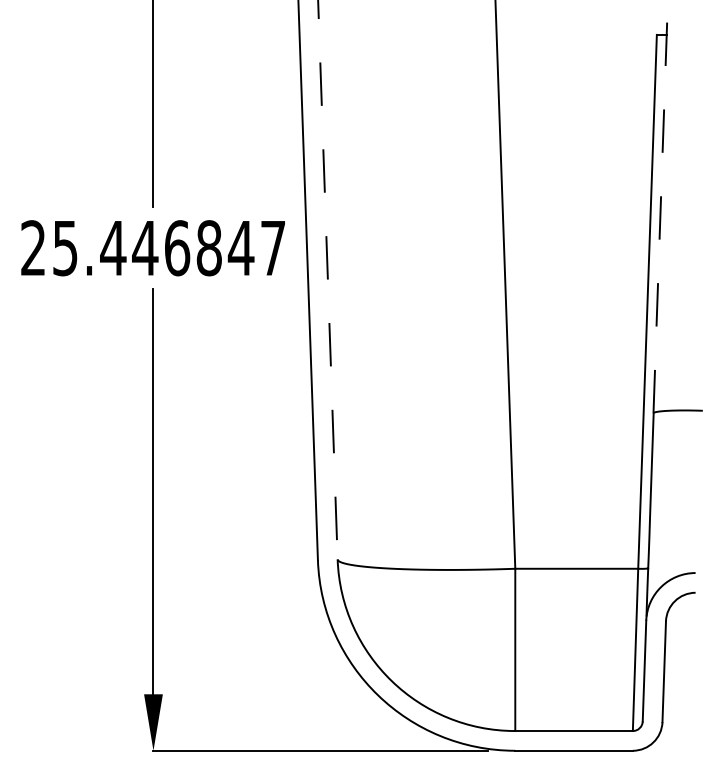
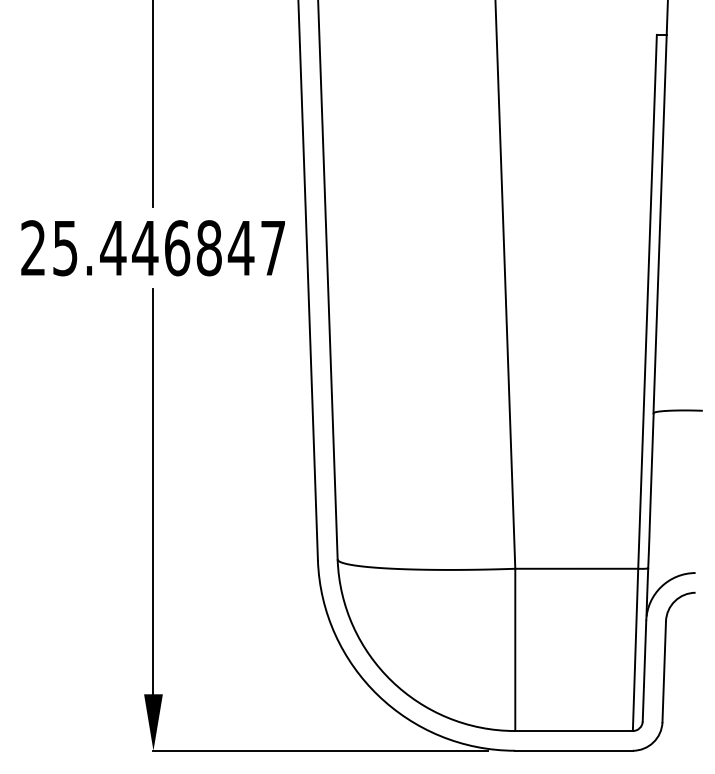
line: dashed -> solid (660, 206)
line: dashed -> solid (327, 280)
